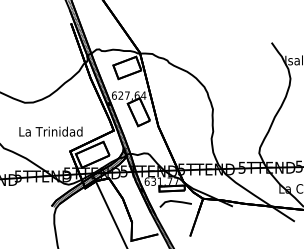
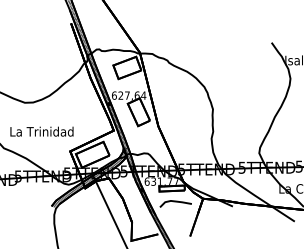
text position: (50, 131) -> (41, 131) (41, 131)
